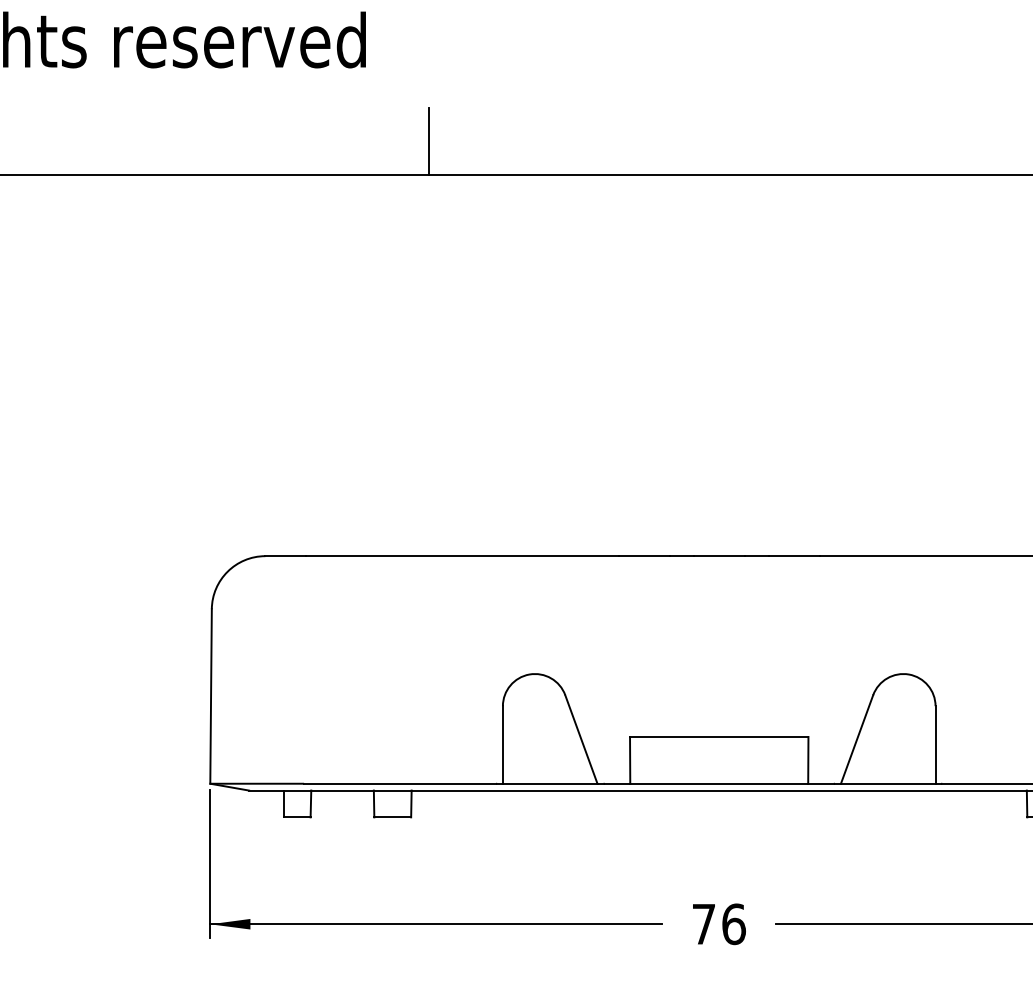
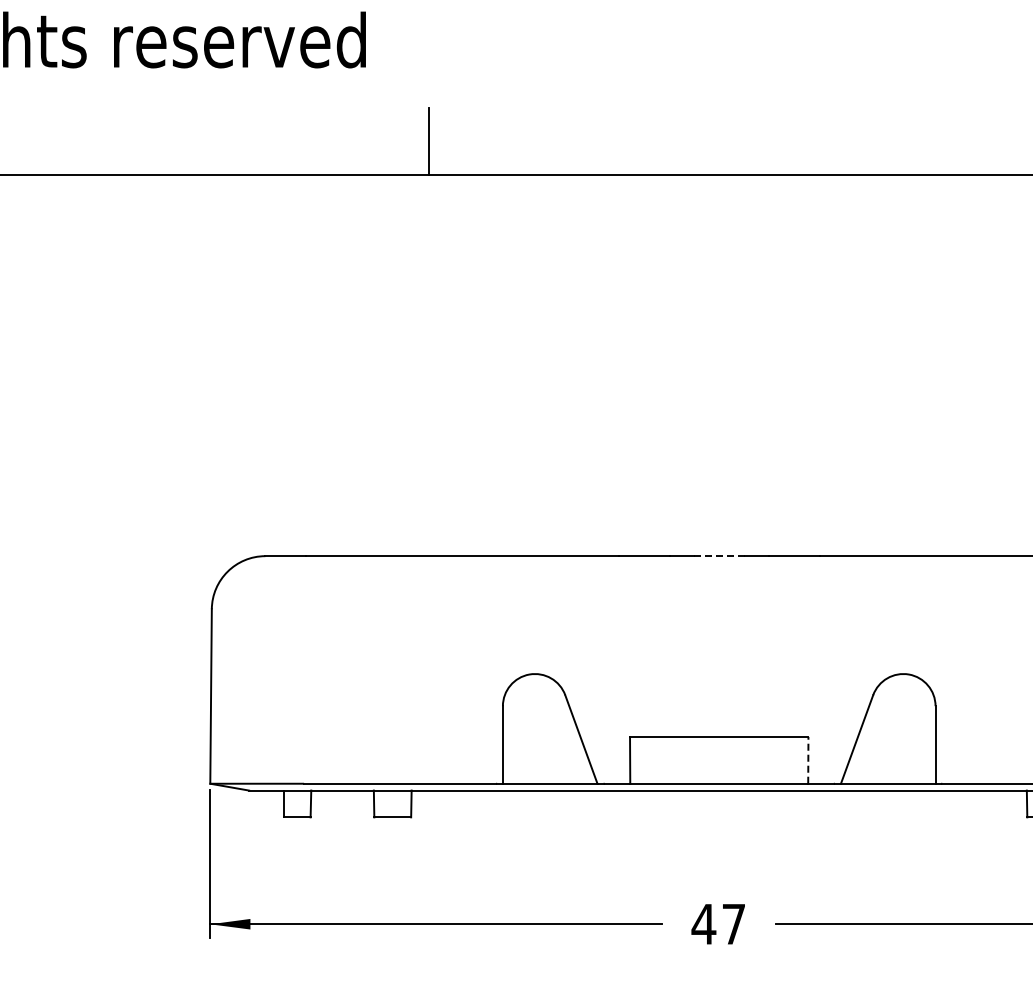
line: solid -> dashed (719, 556)
line: solid -> dashed (808, 759)
text: 76 -> 47 (718, 924)
